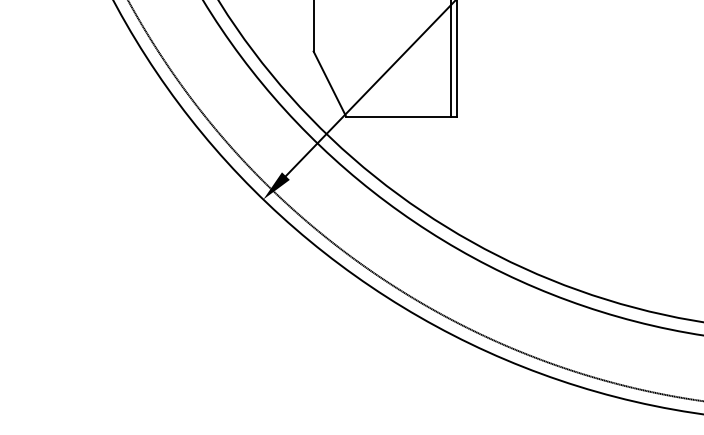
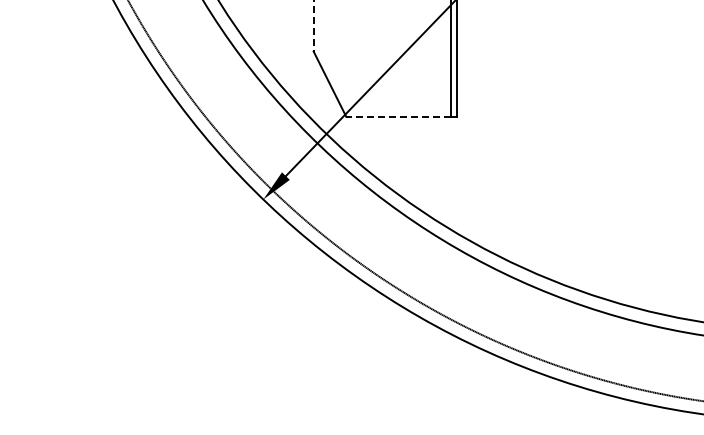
line: solid -> dashed (313, 26)
line: solid -> dashed (398, 116)
